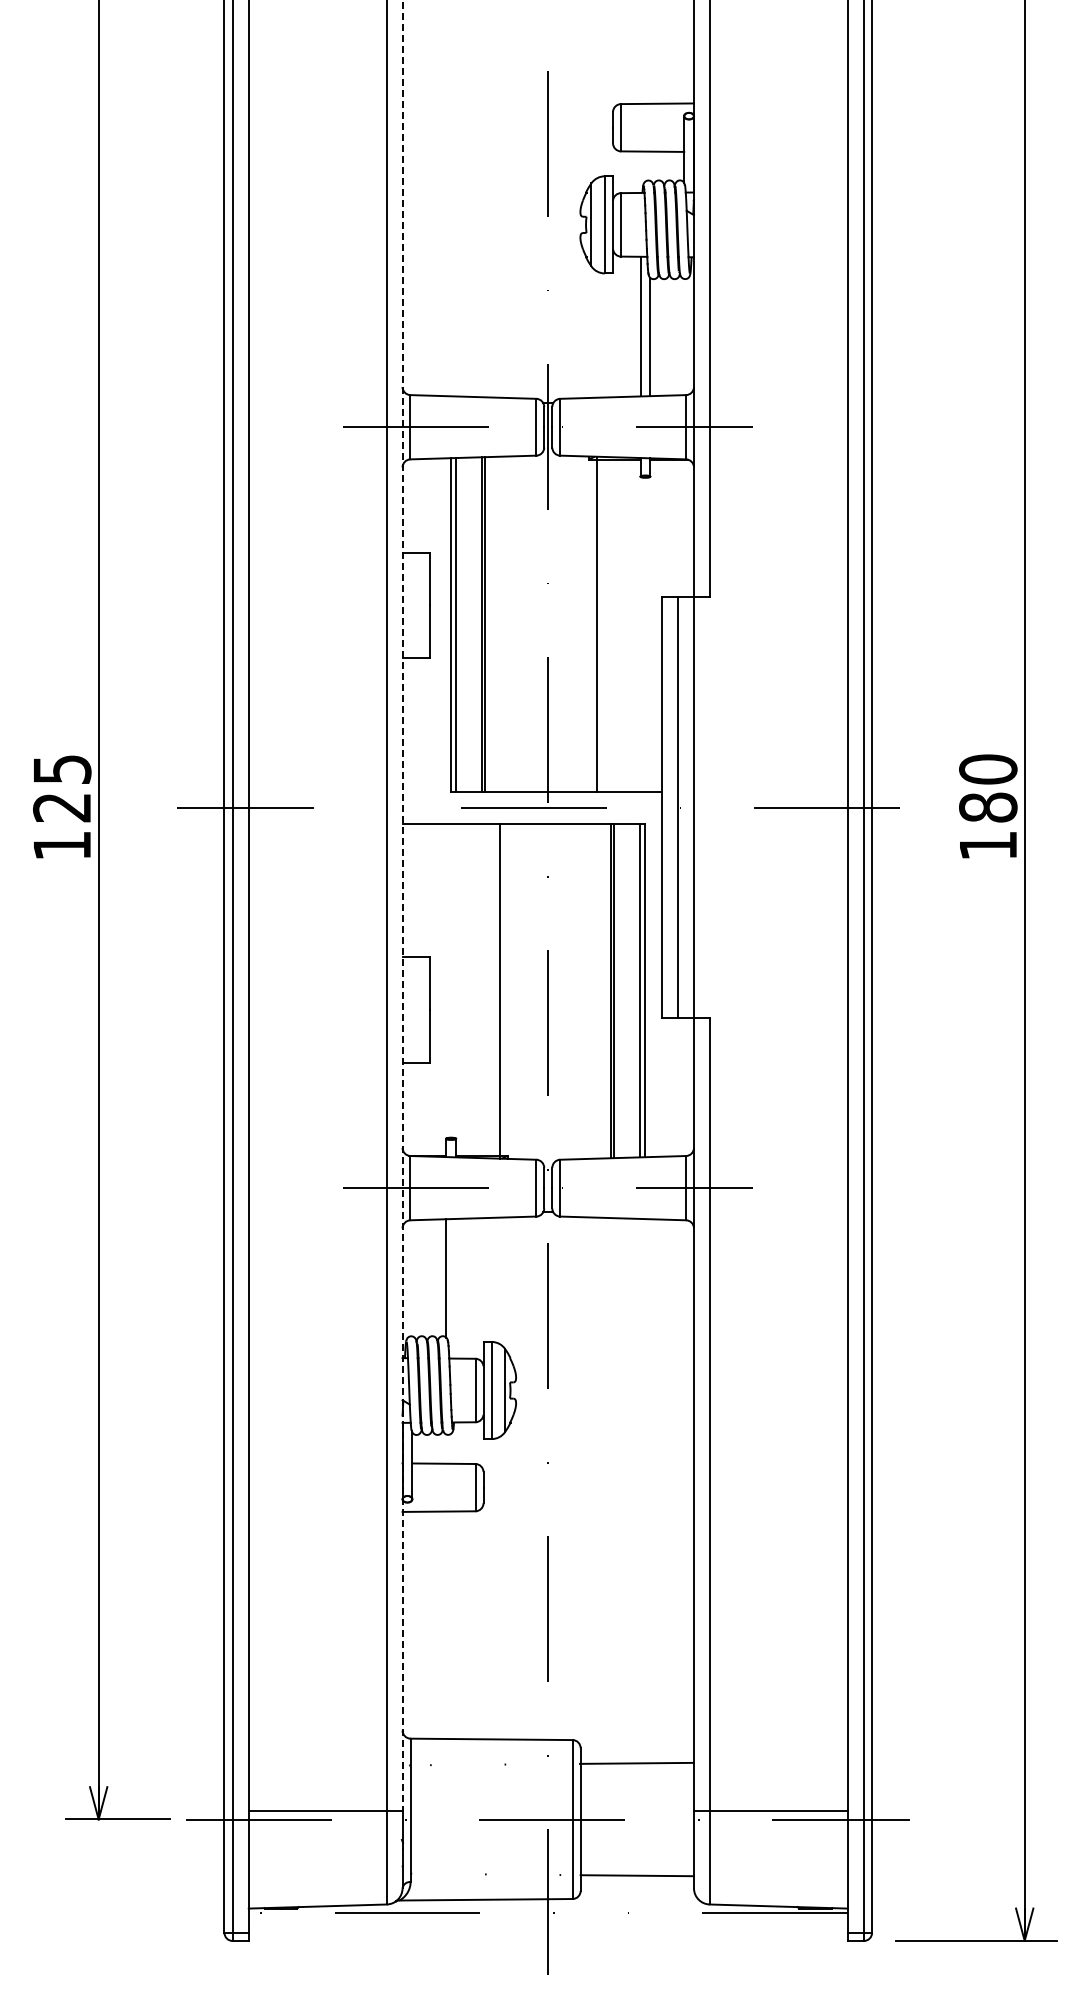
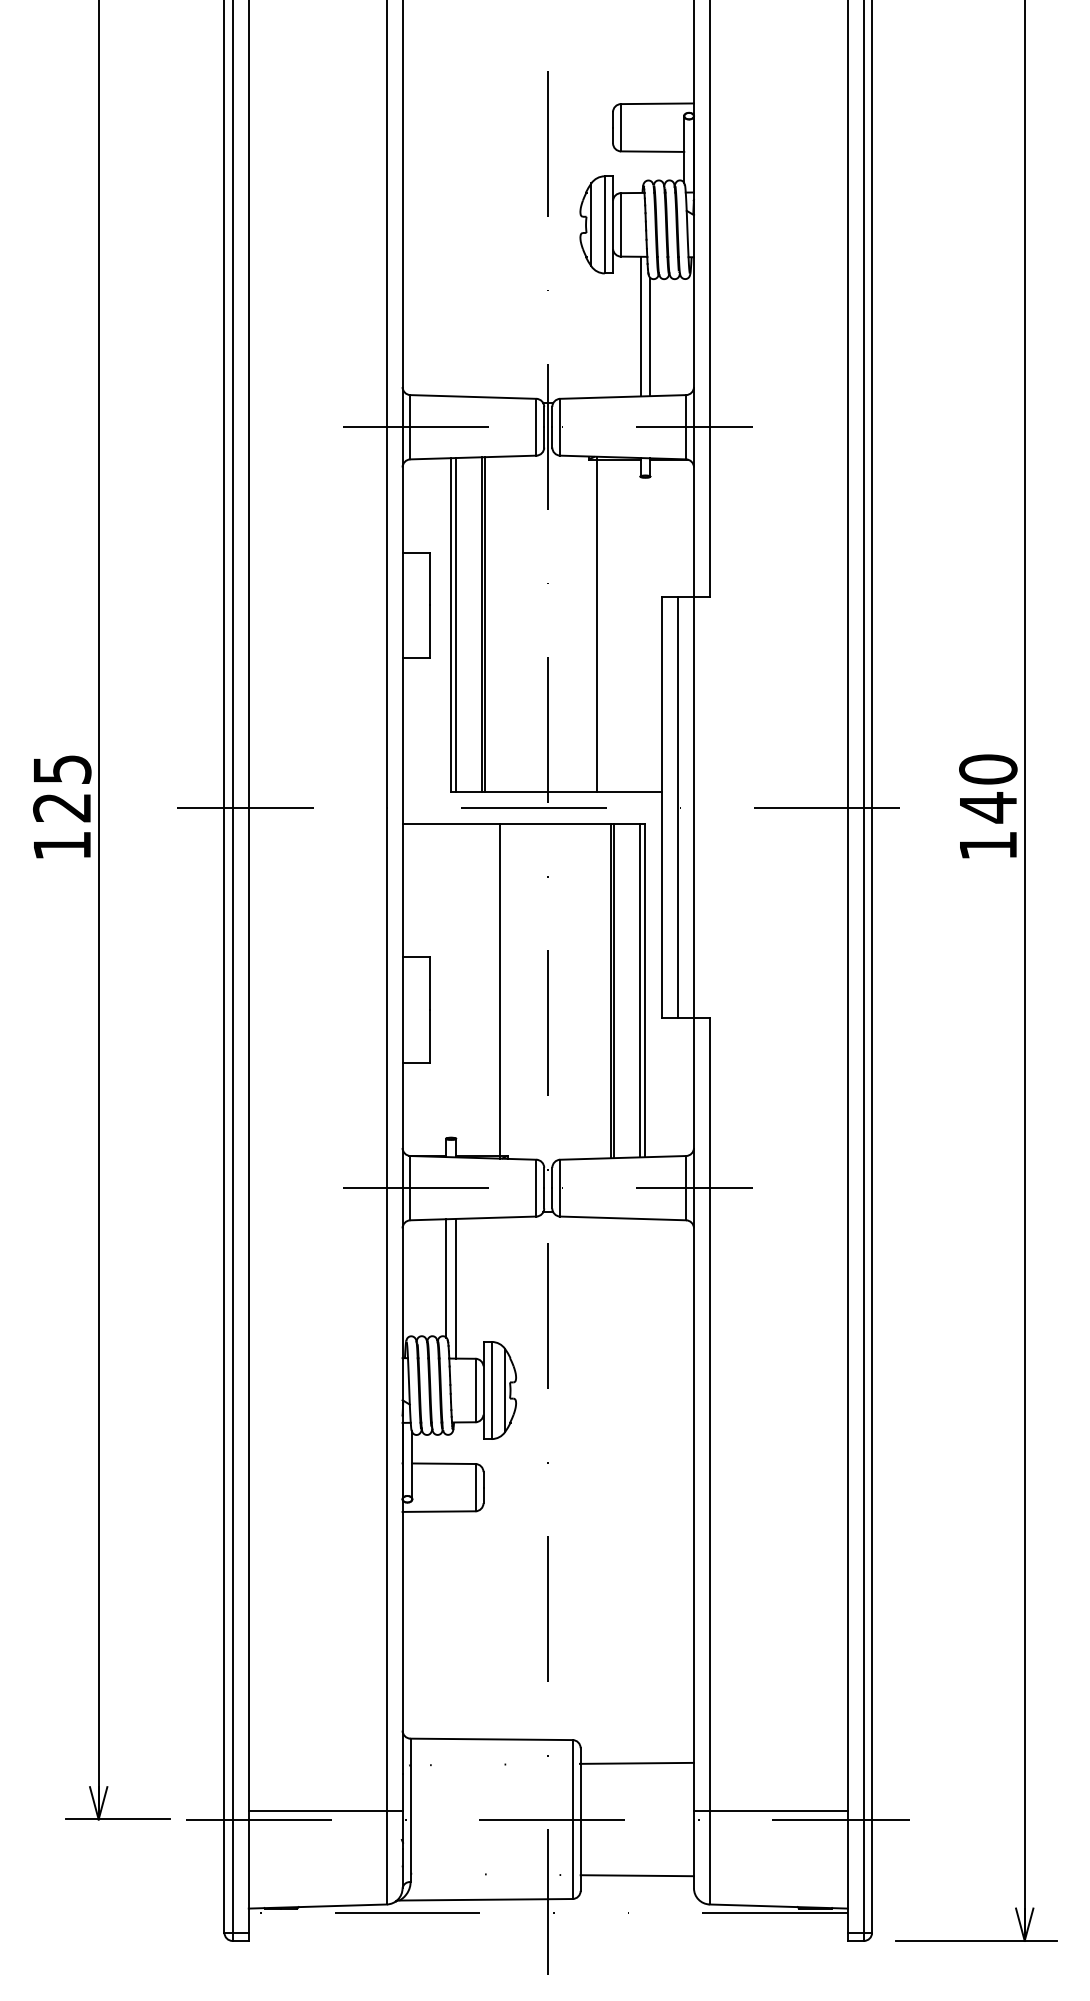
text: 180 -> 140 (988, 807)
line: dashed -> solid (402, 906)
line: none -> present (456, 1288)
